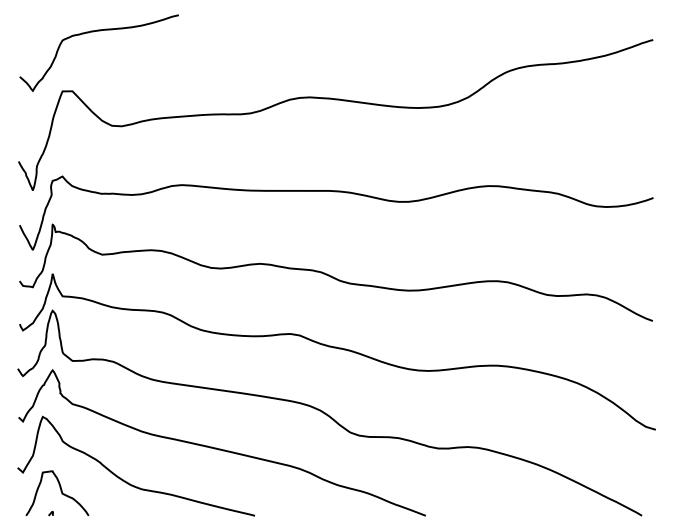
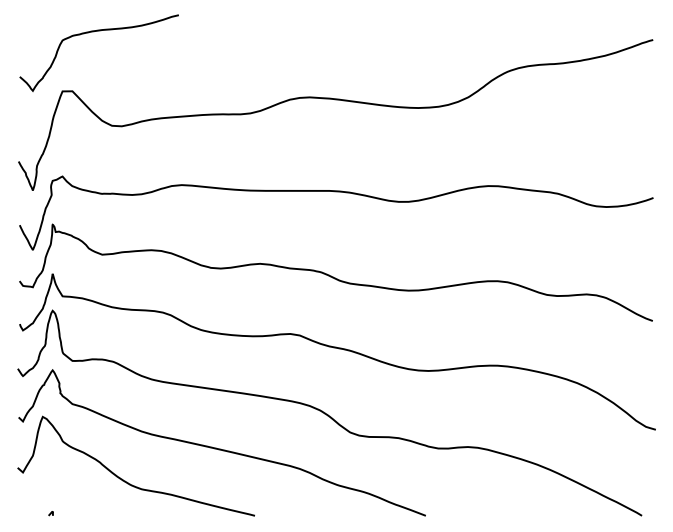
curve: present -> none (60, 491)
